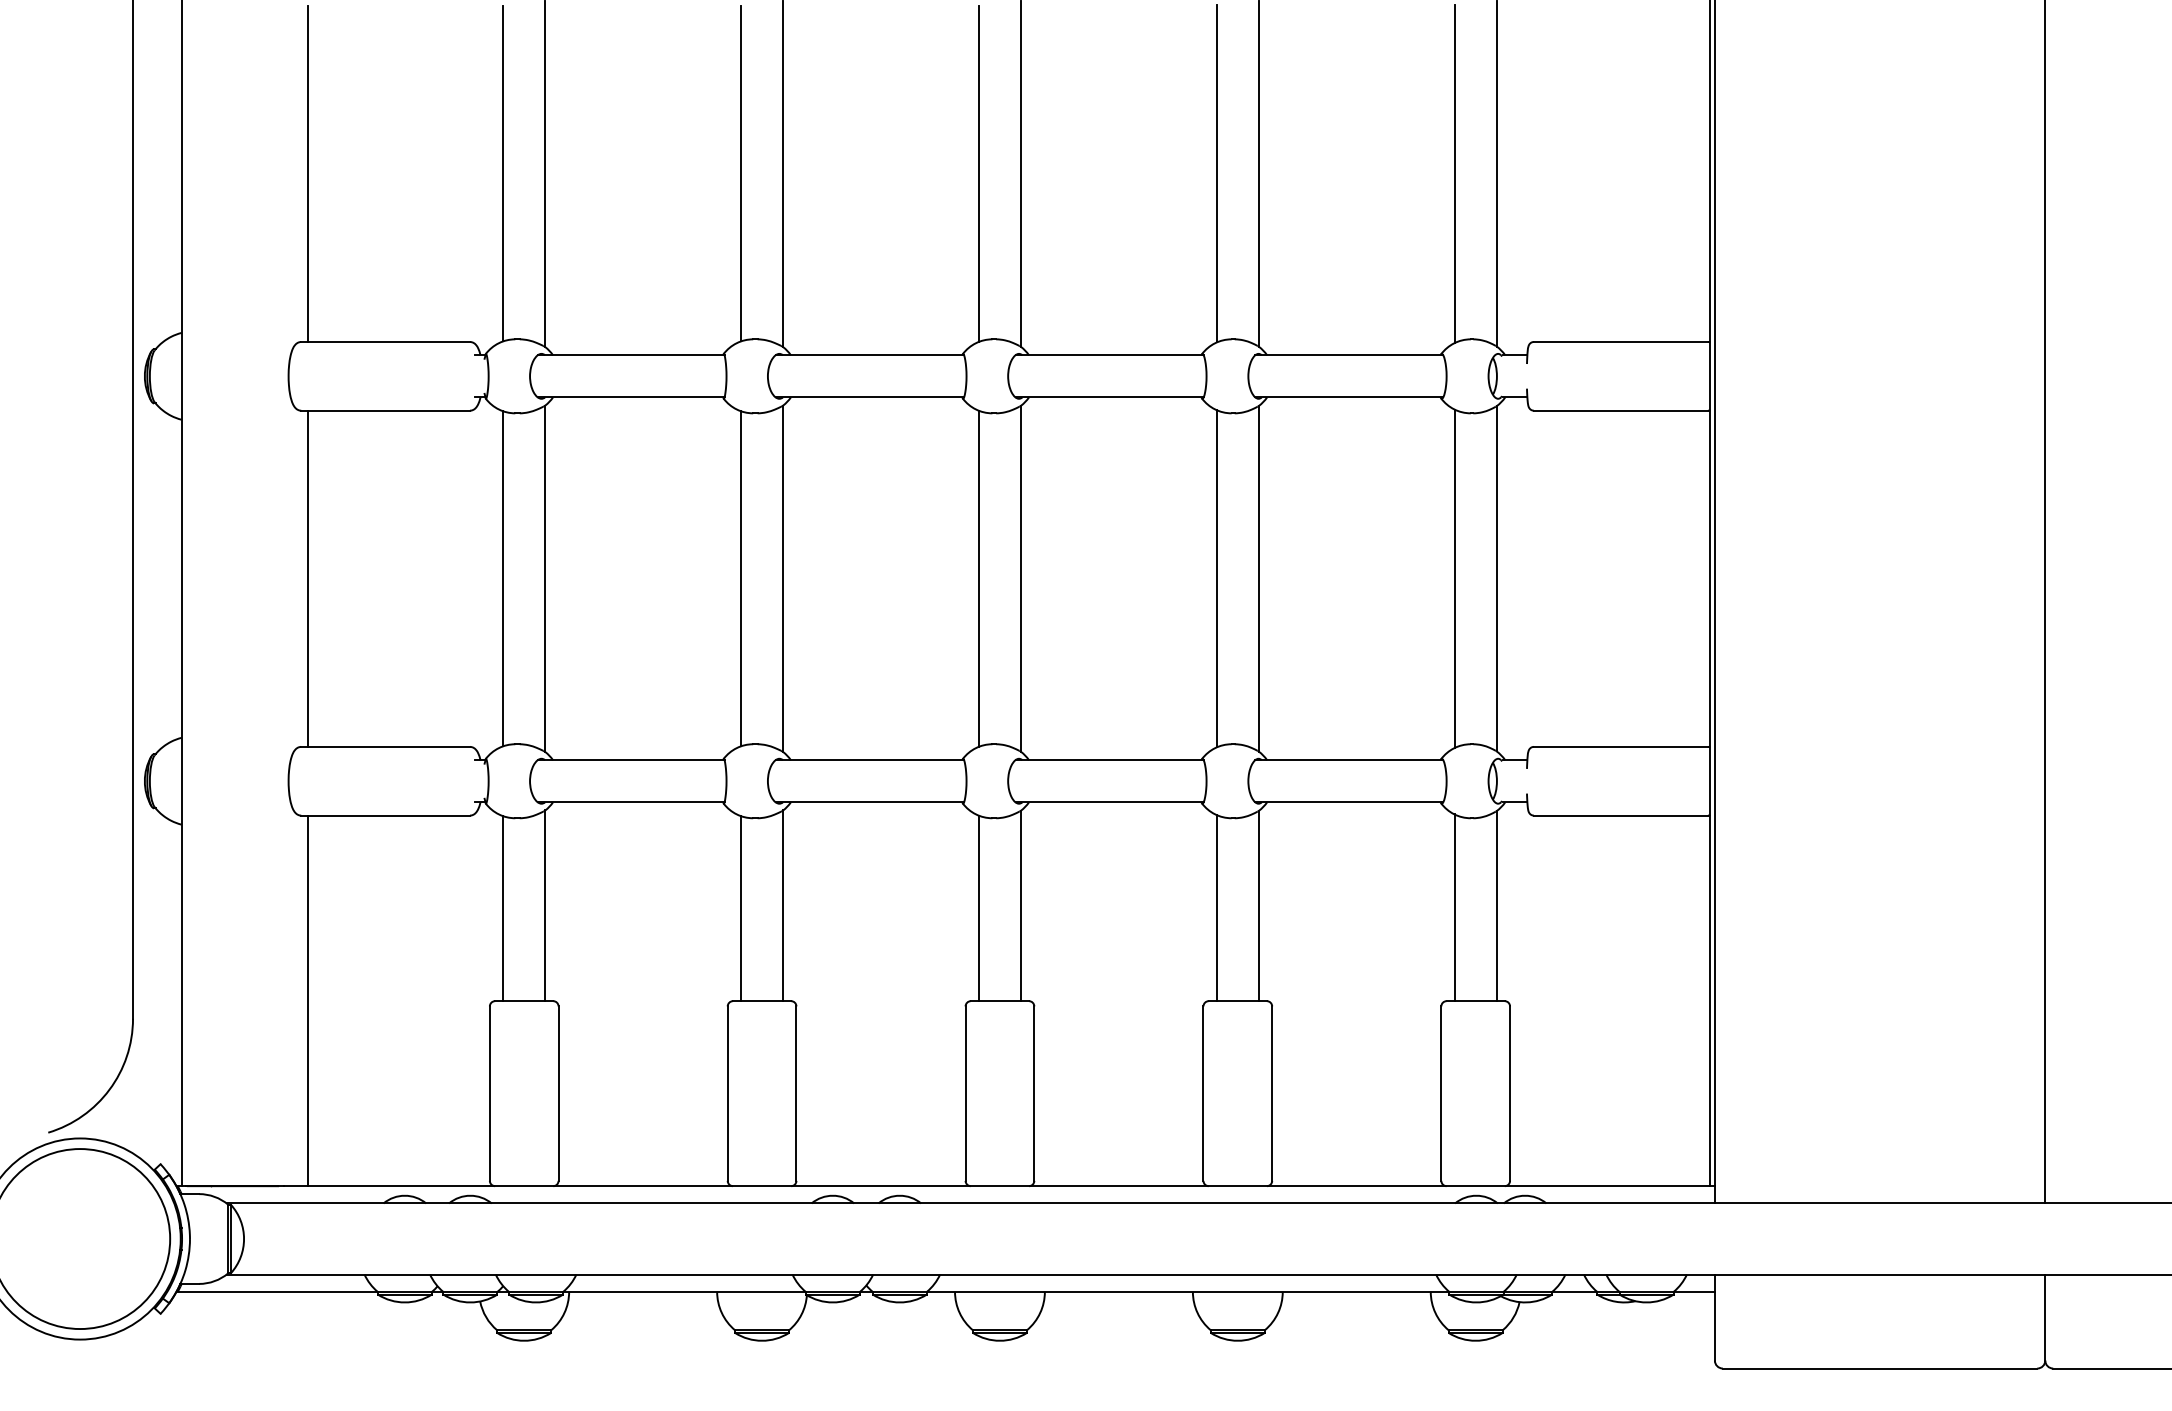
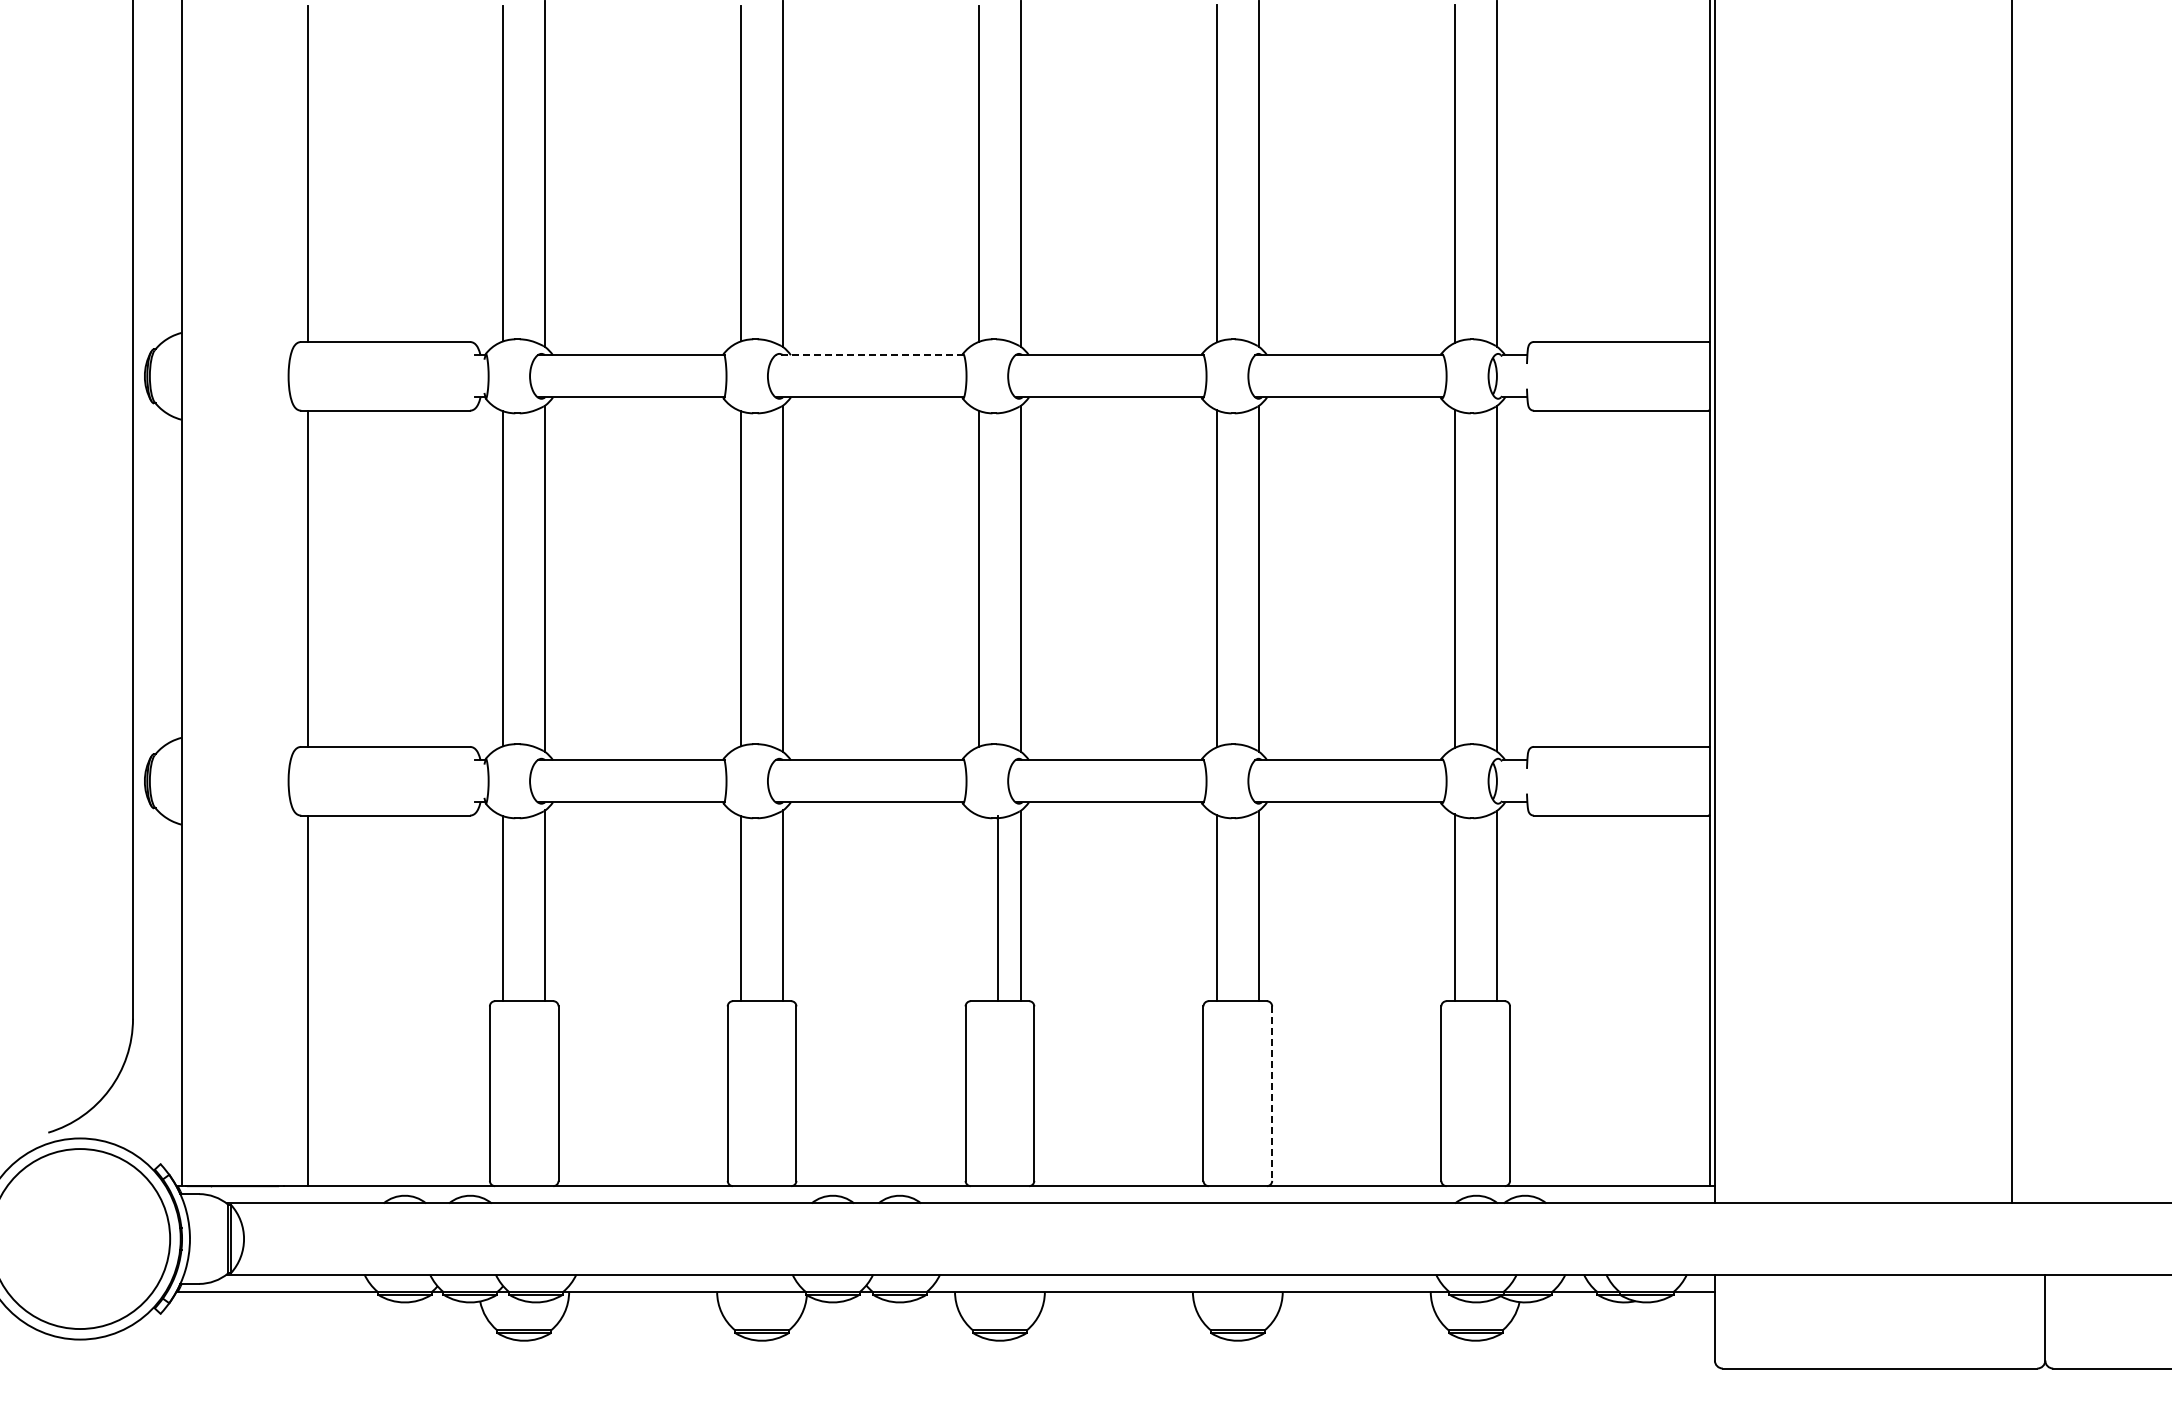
line: solid -> dashed (869, 355)
line position: (2045, 602) -> (2012, 602) (2012, 602)
line position: (978, 908) -> (997, 908) (997, 908)
line: solid -> dashed (1272, 1094)
